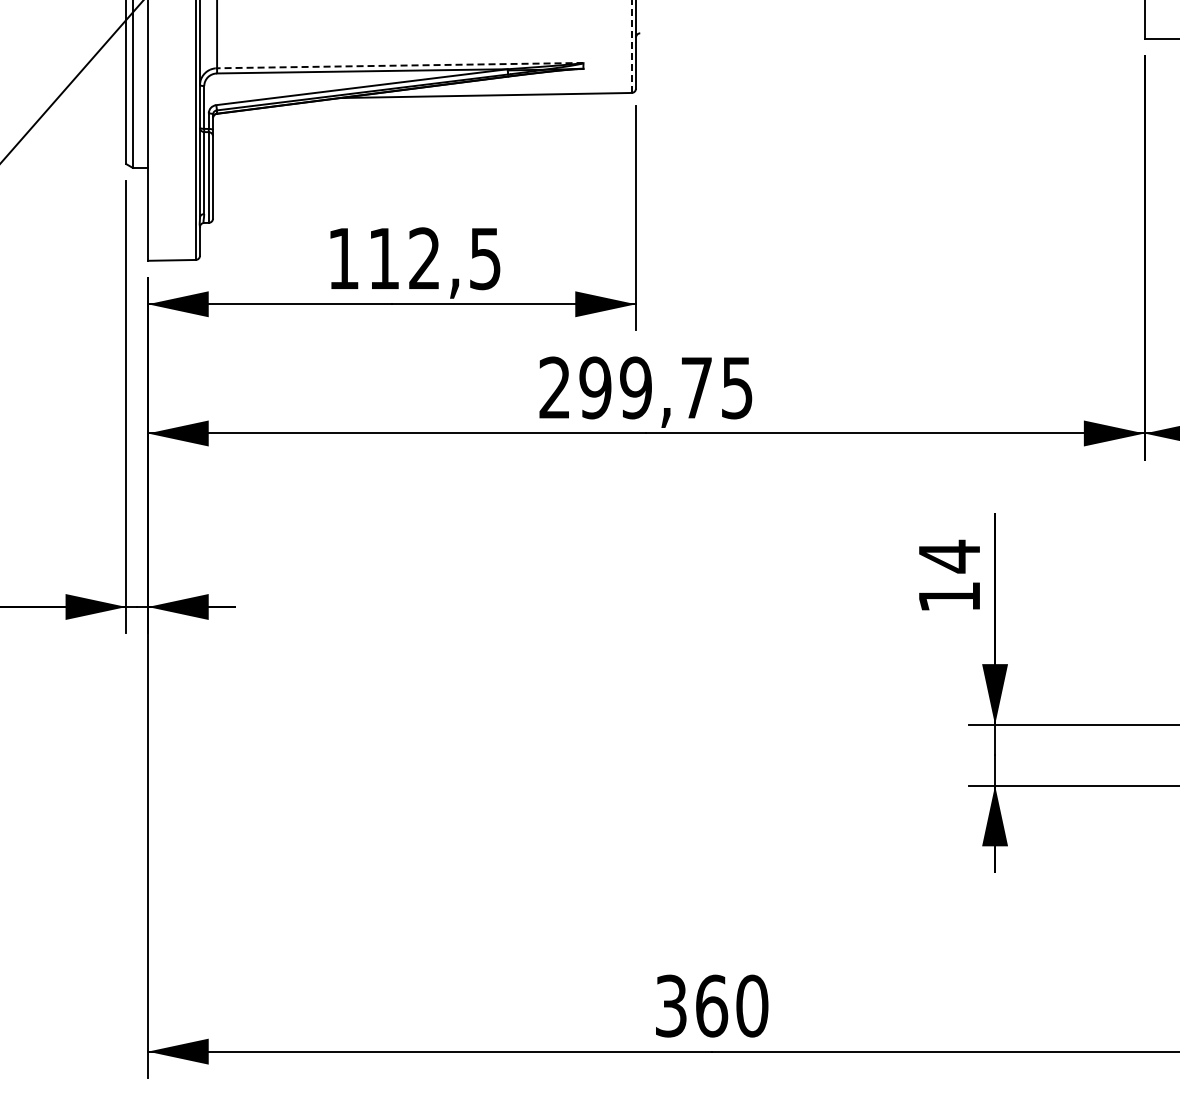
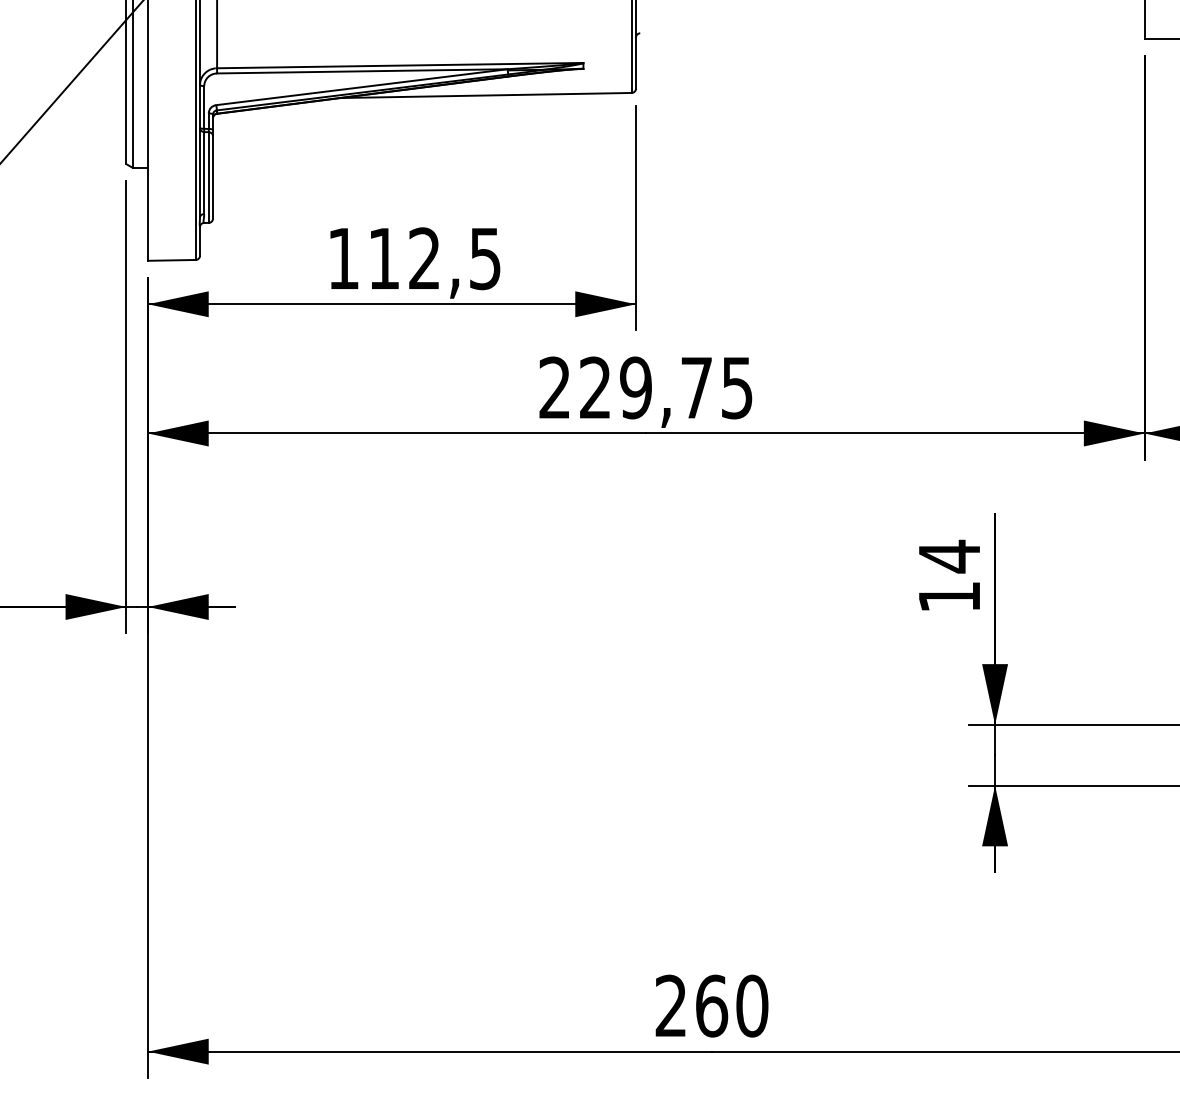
line: dashed -> solid (631, 46)
line: dashed -> solid (399, 65)
text: 299,75 -> 229,75 (595, 387)
text: 360 -> 260 (670, 1005)
